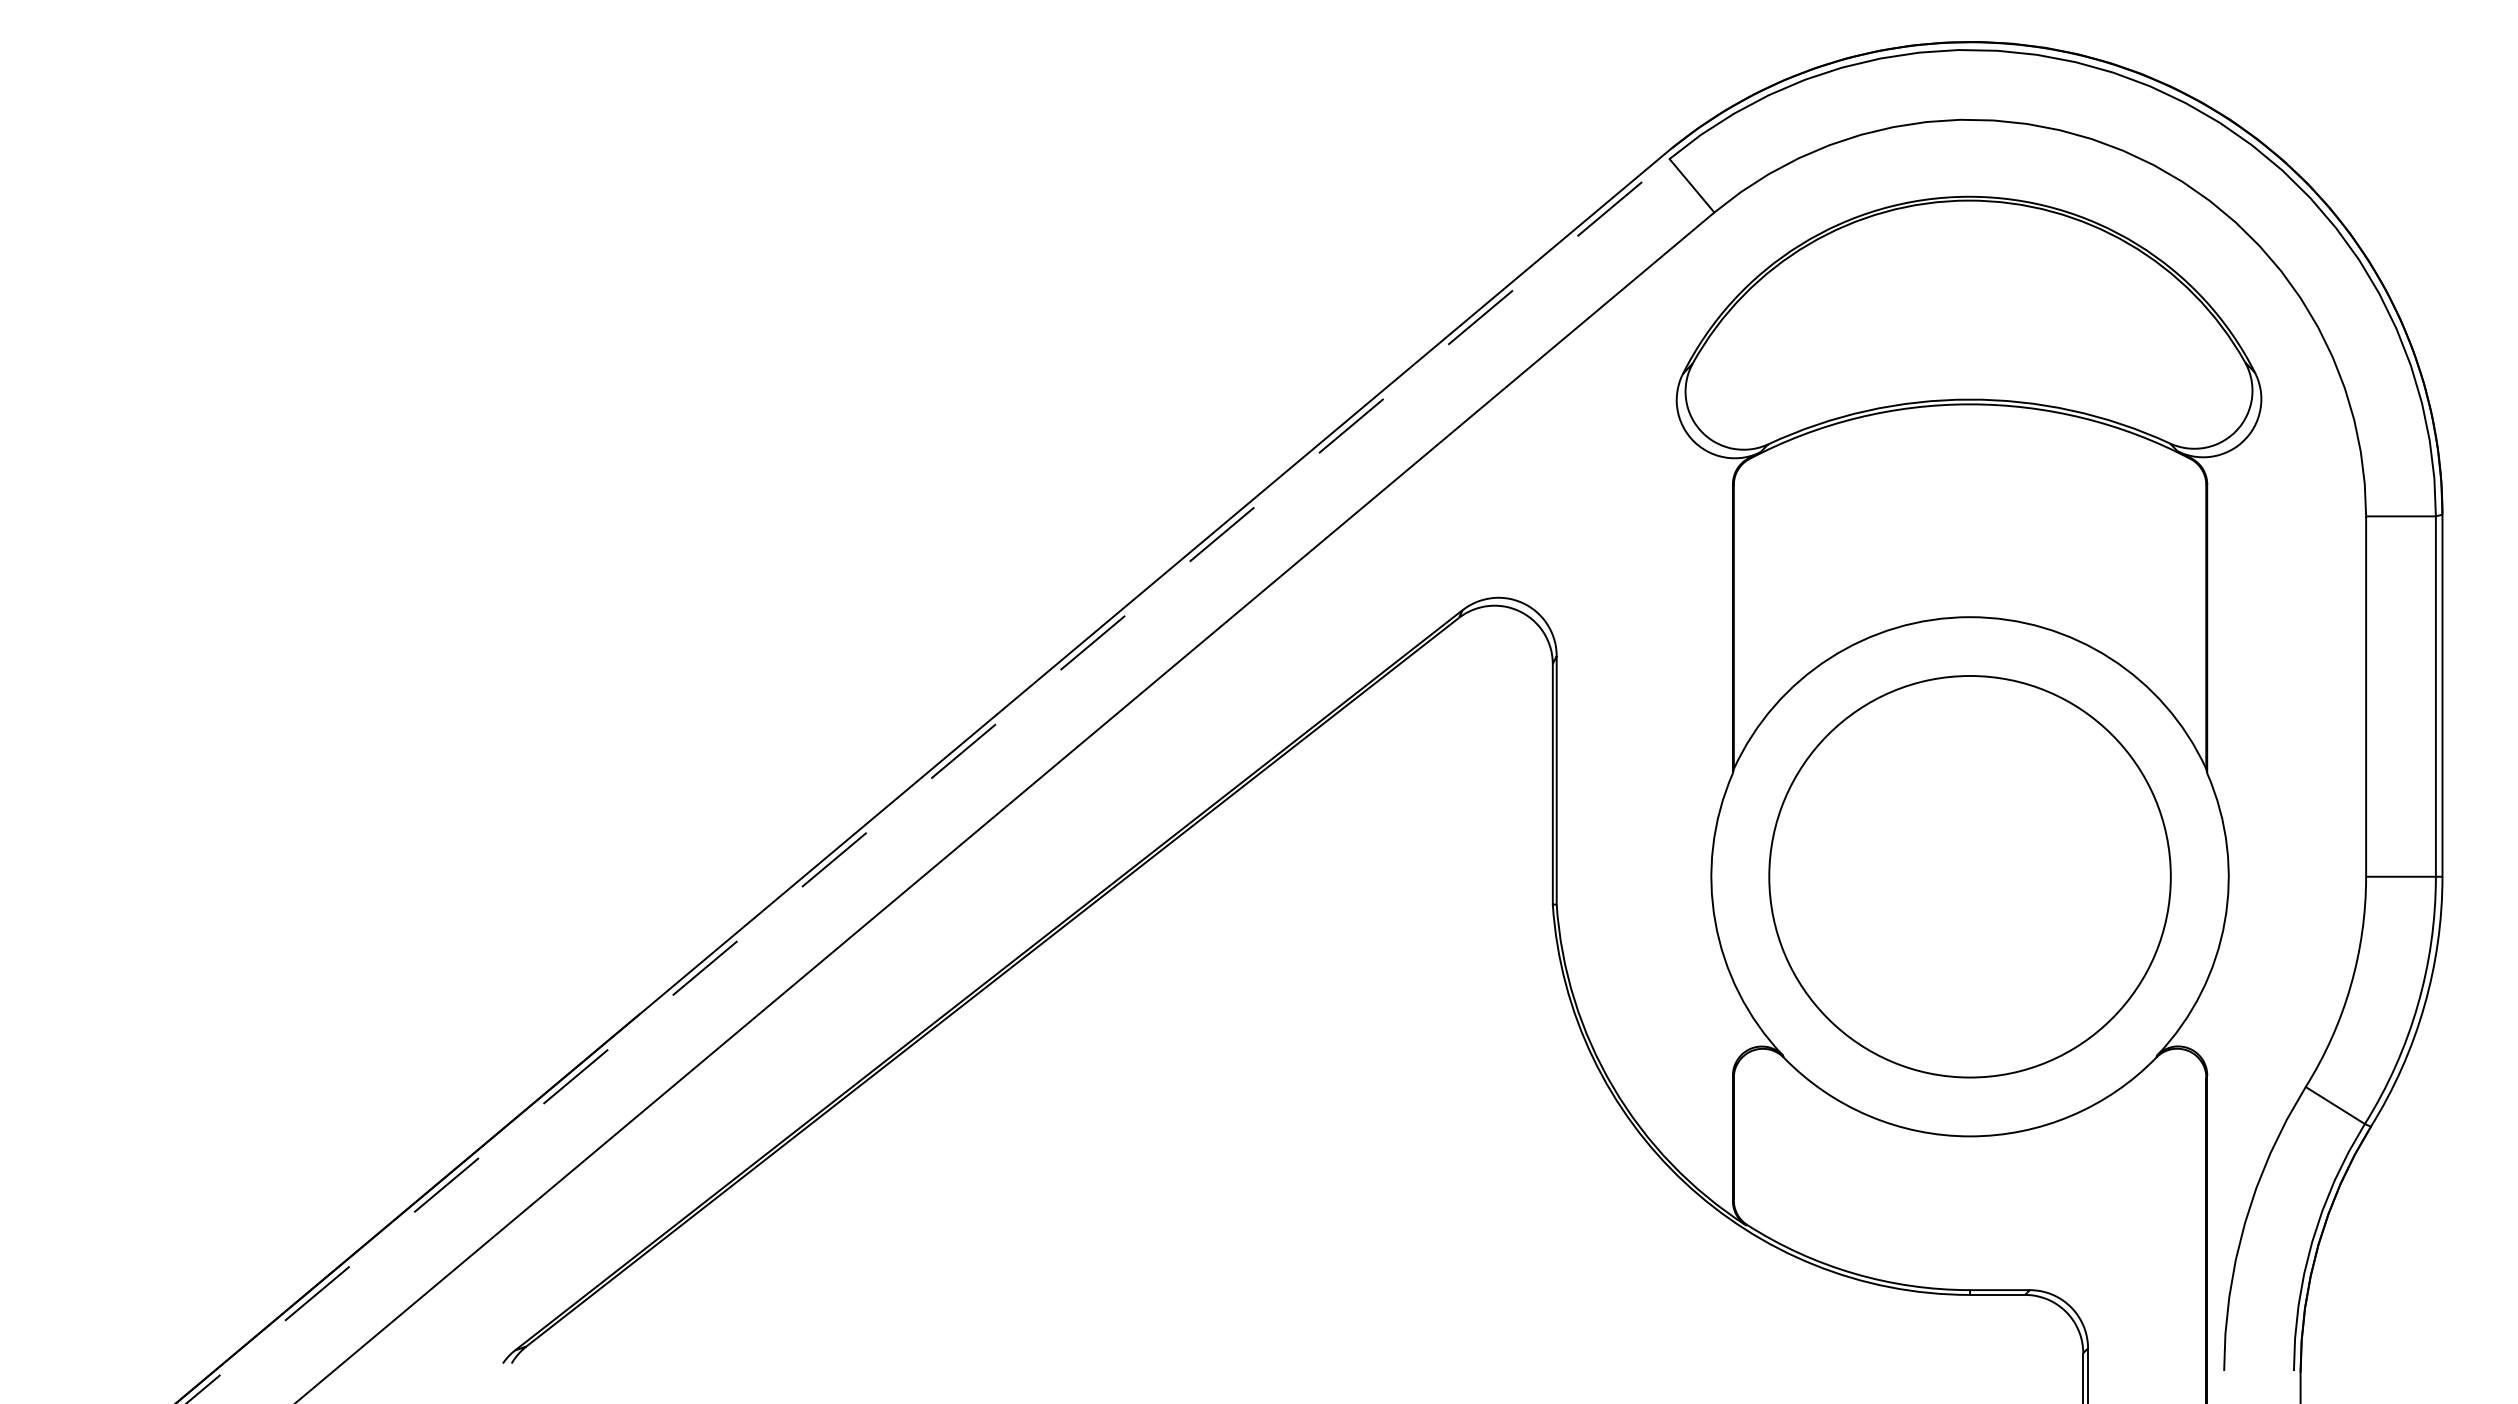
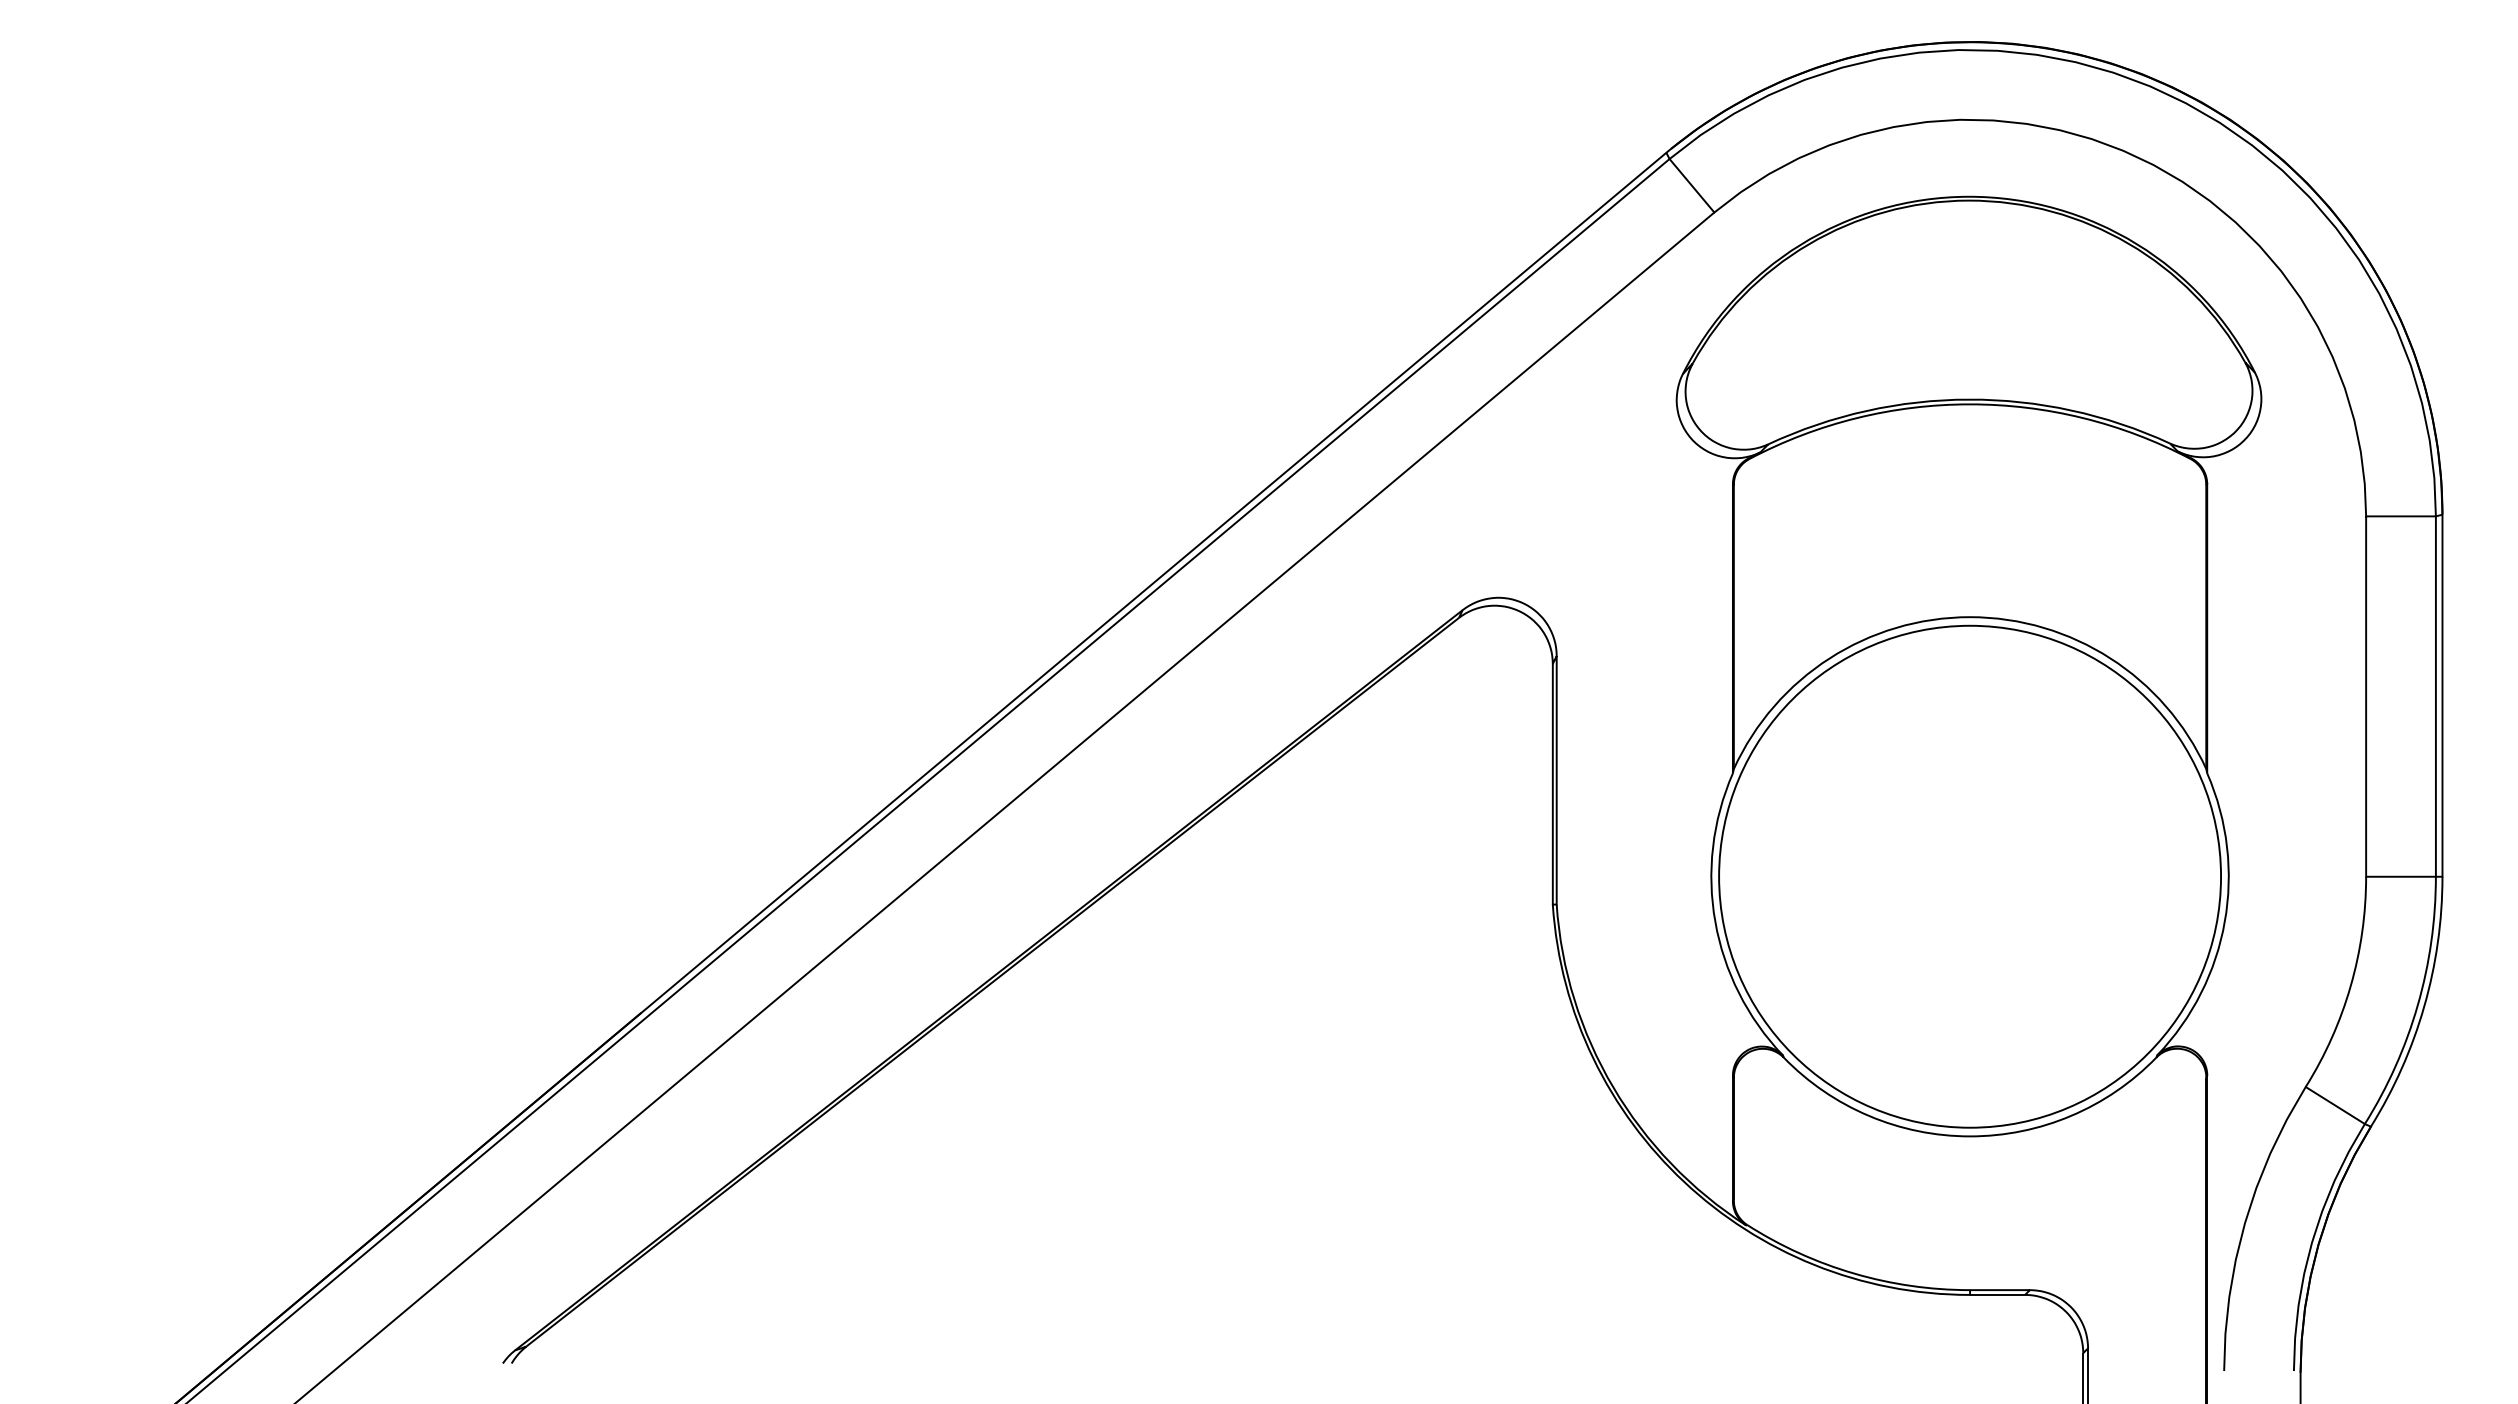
line: dashed -> solid (931, 778)
circle diameter: 402 px -> 502 px (1970, 876)
